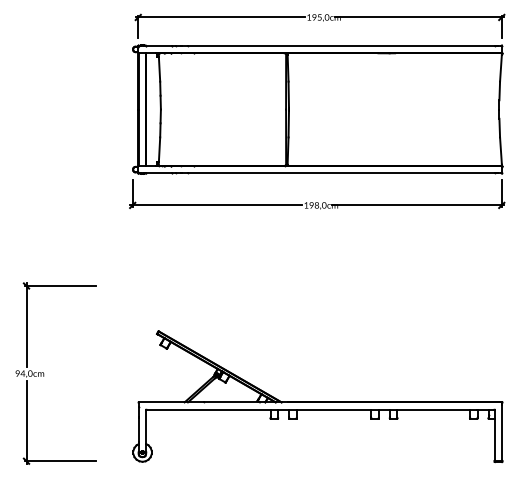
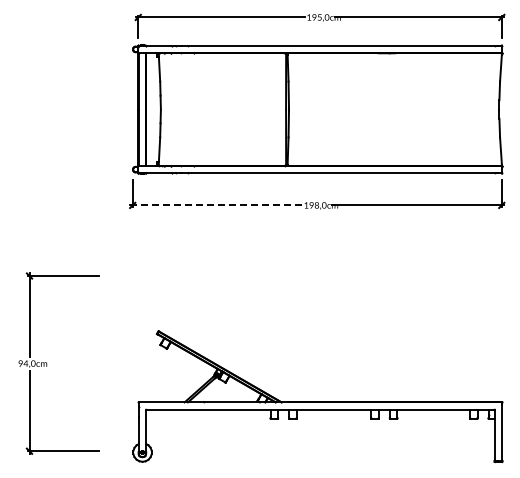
line: solid -> dashed (217, 205)
part position: (44, 373) -> (47, 363) (47, 363)
